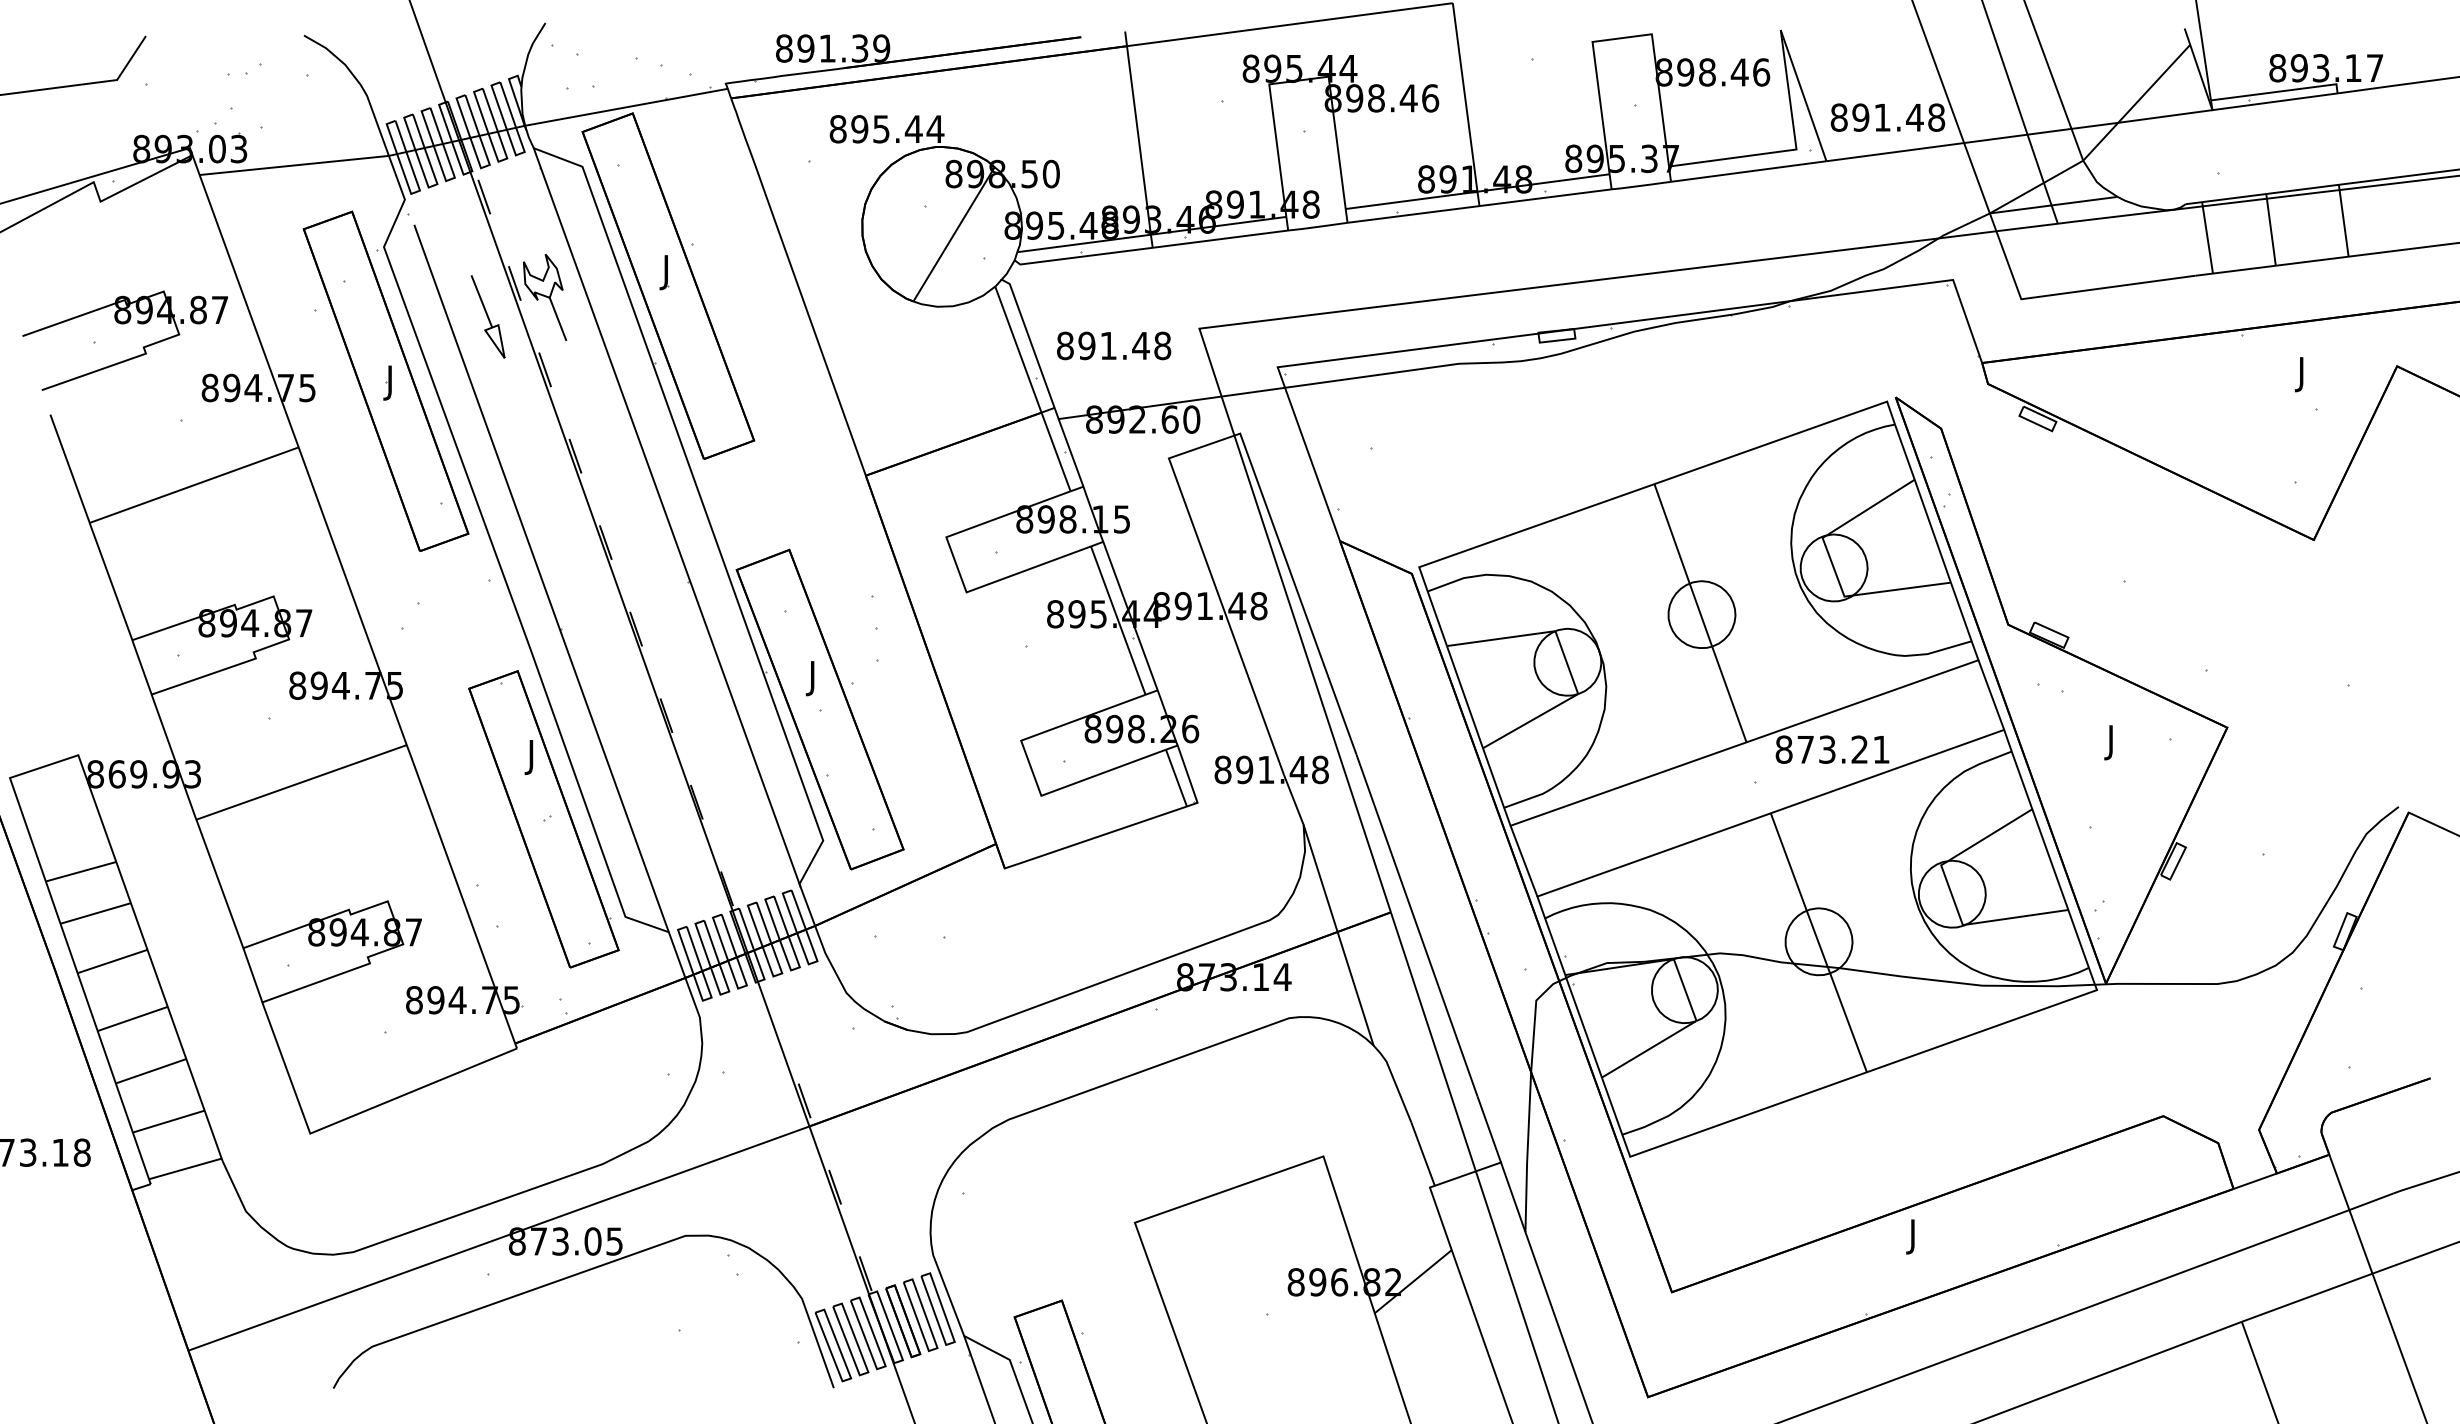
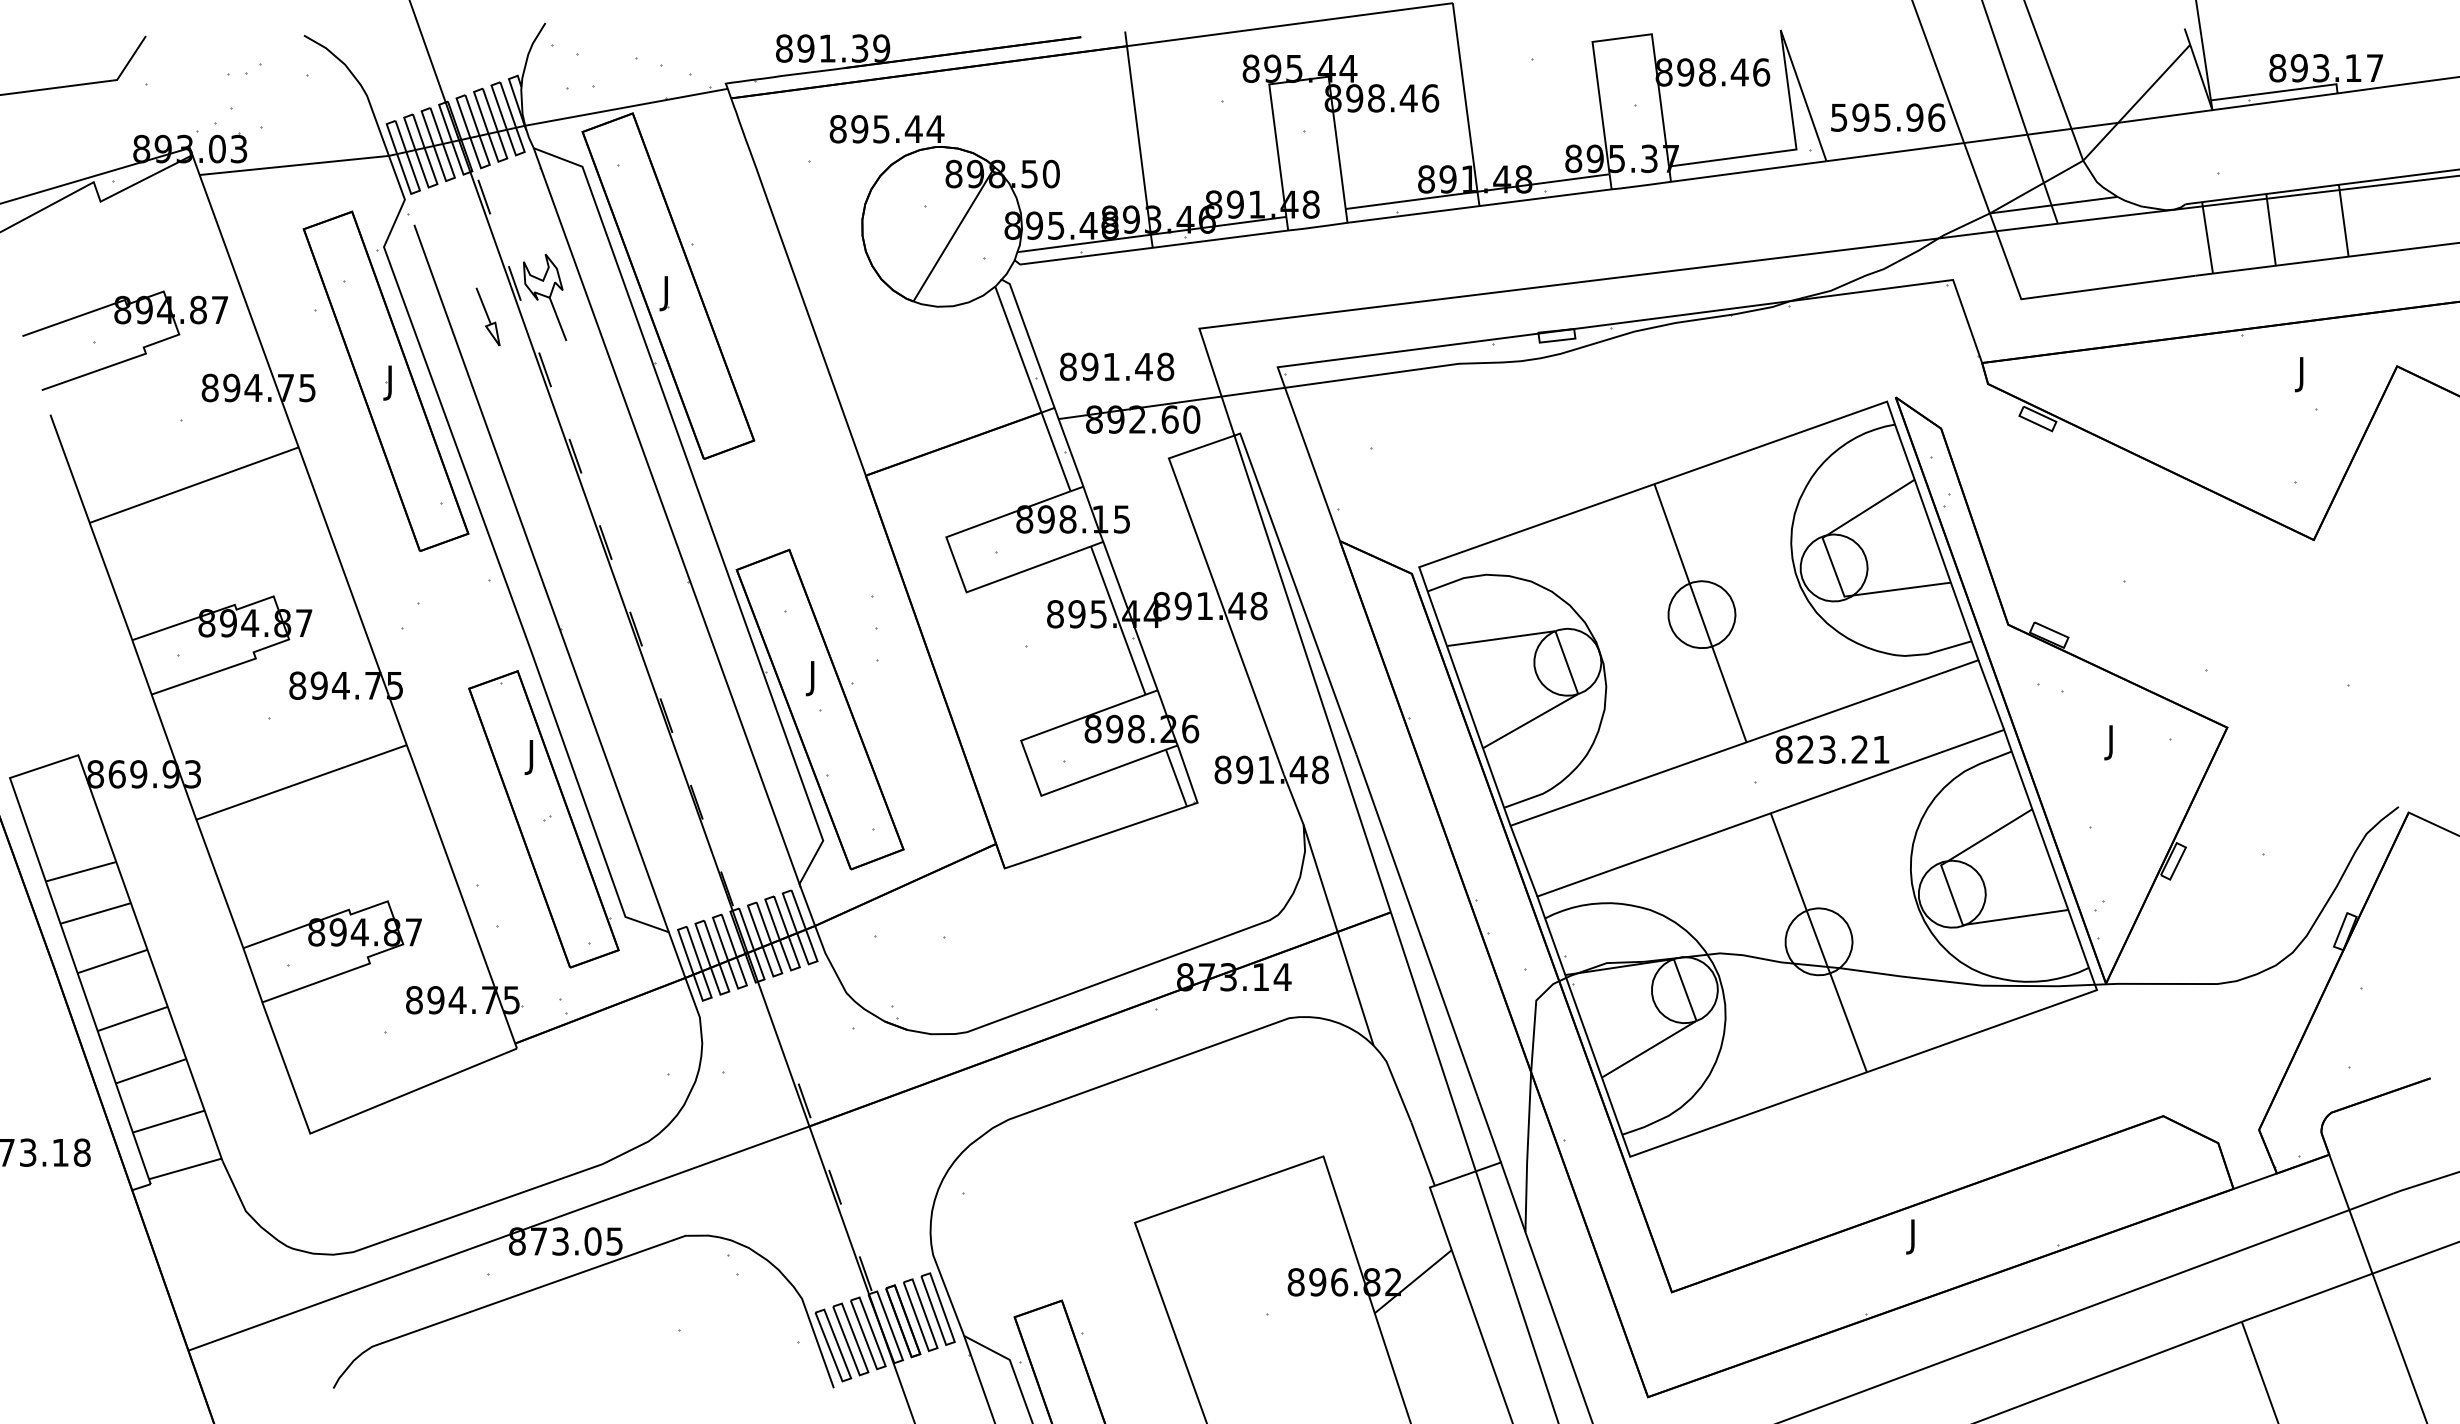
text: 891.48 -> 595.96 (1887, 117)
part position: (664, 272) -> (664, 293) (664, 293)
part size: 36x84 px -> 26x59 px (487, 316)
text position: (1114, 345) -> (1117, 366) (1117, 366)
text: 873.21 -> 823.21 (1805, 749)
